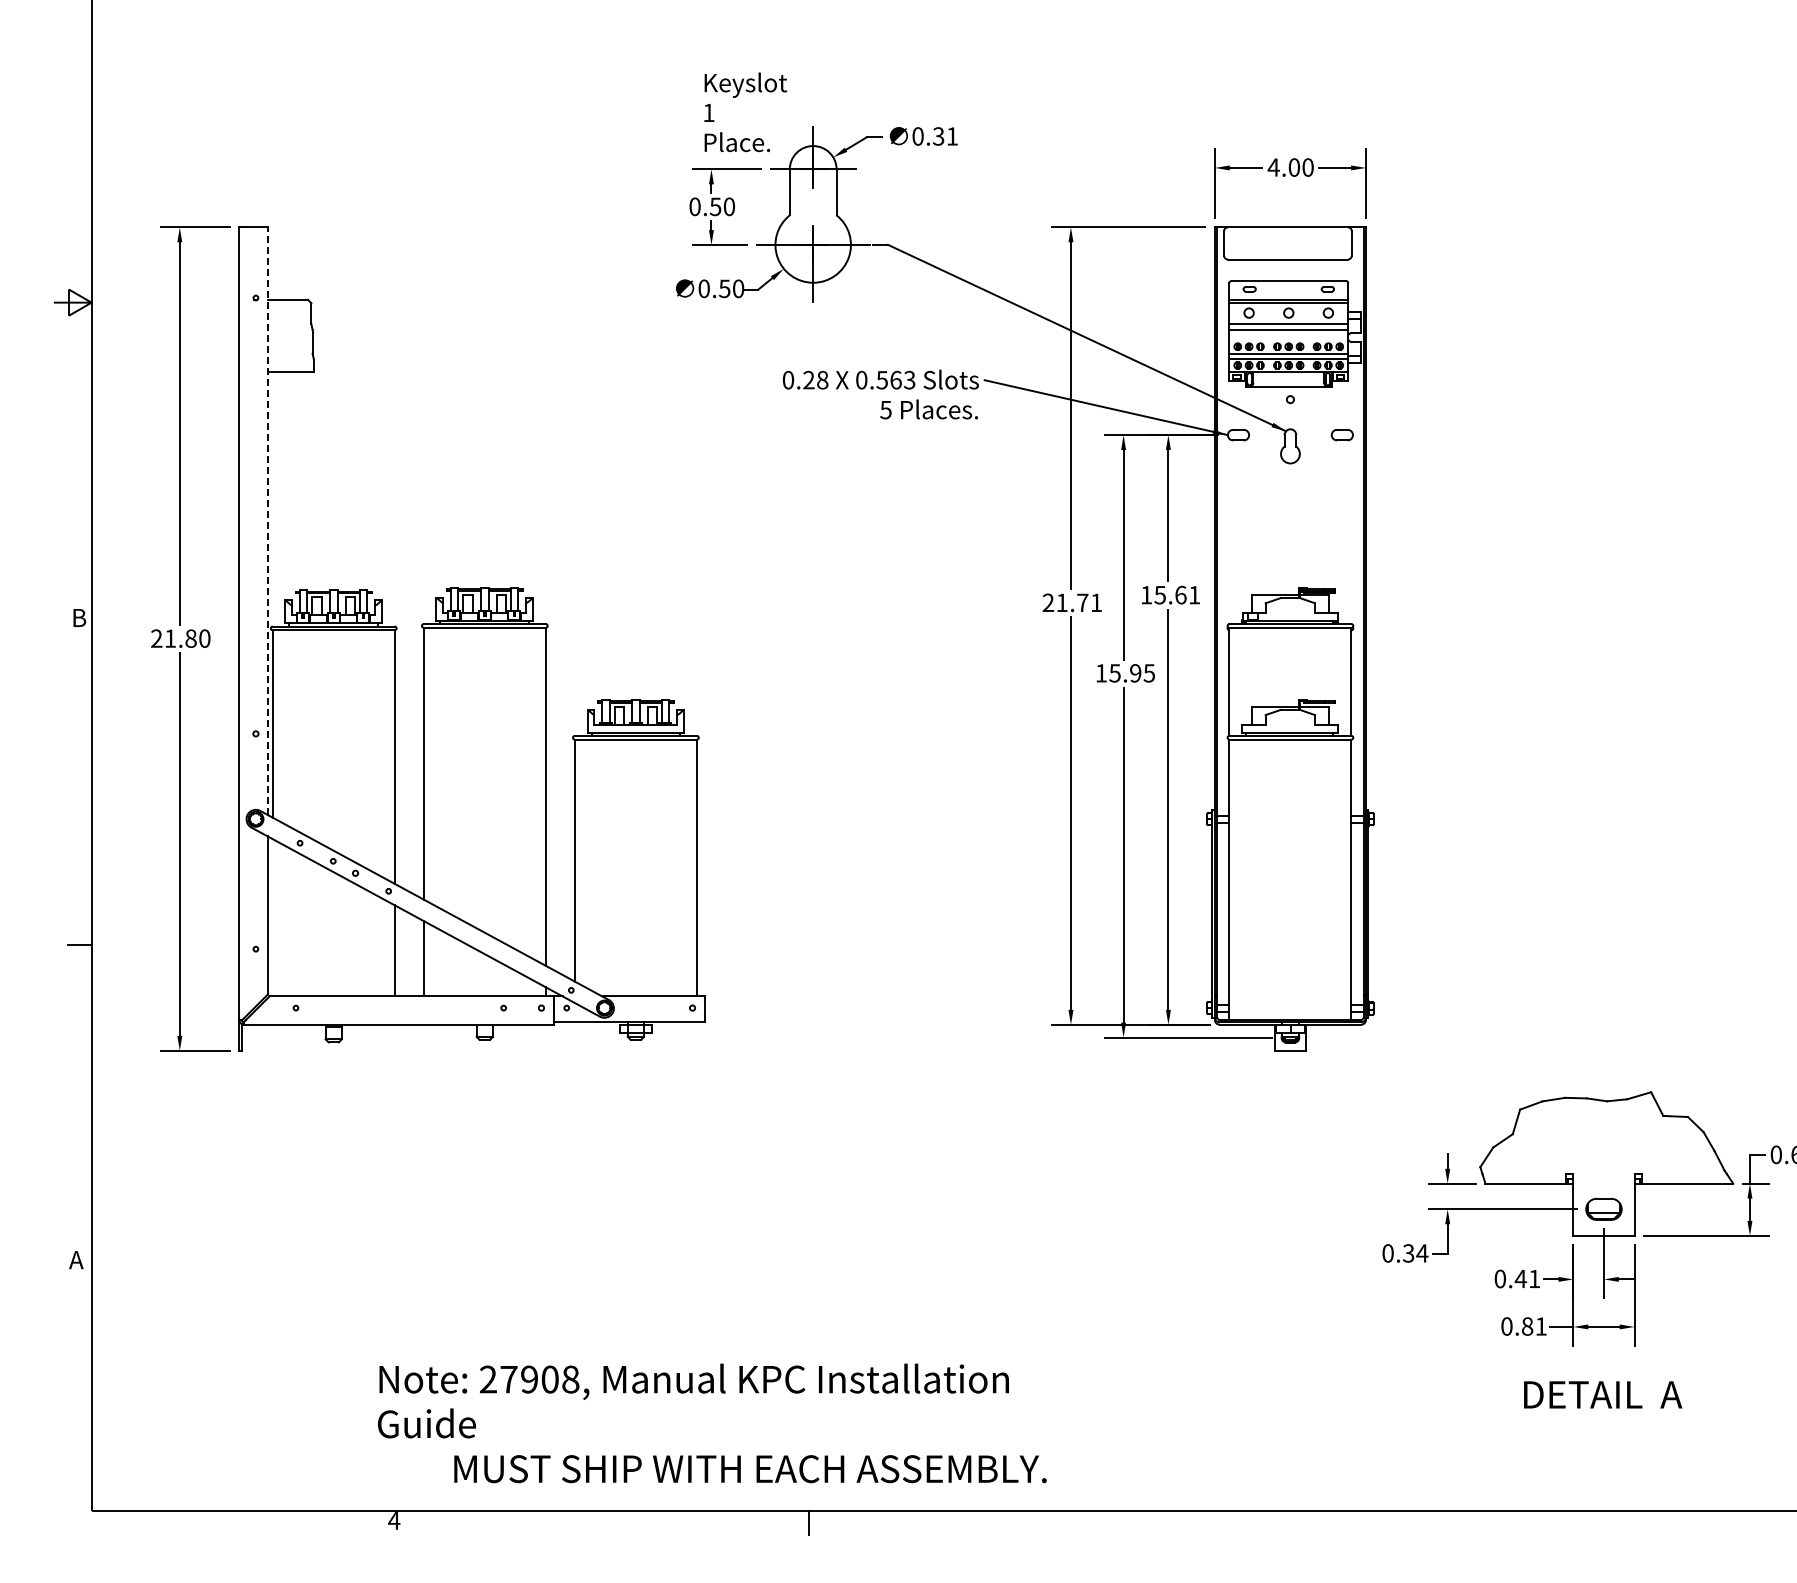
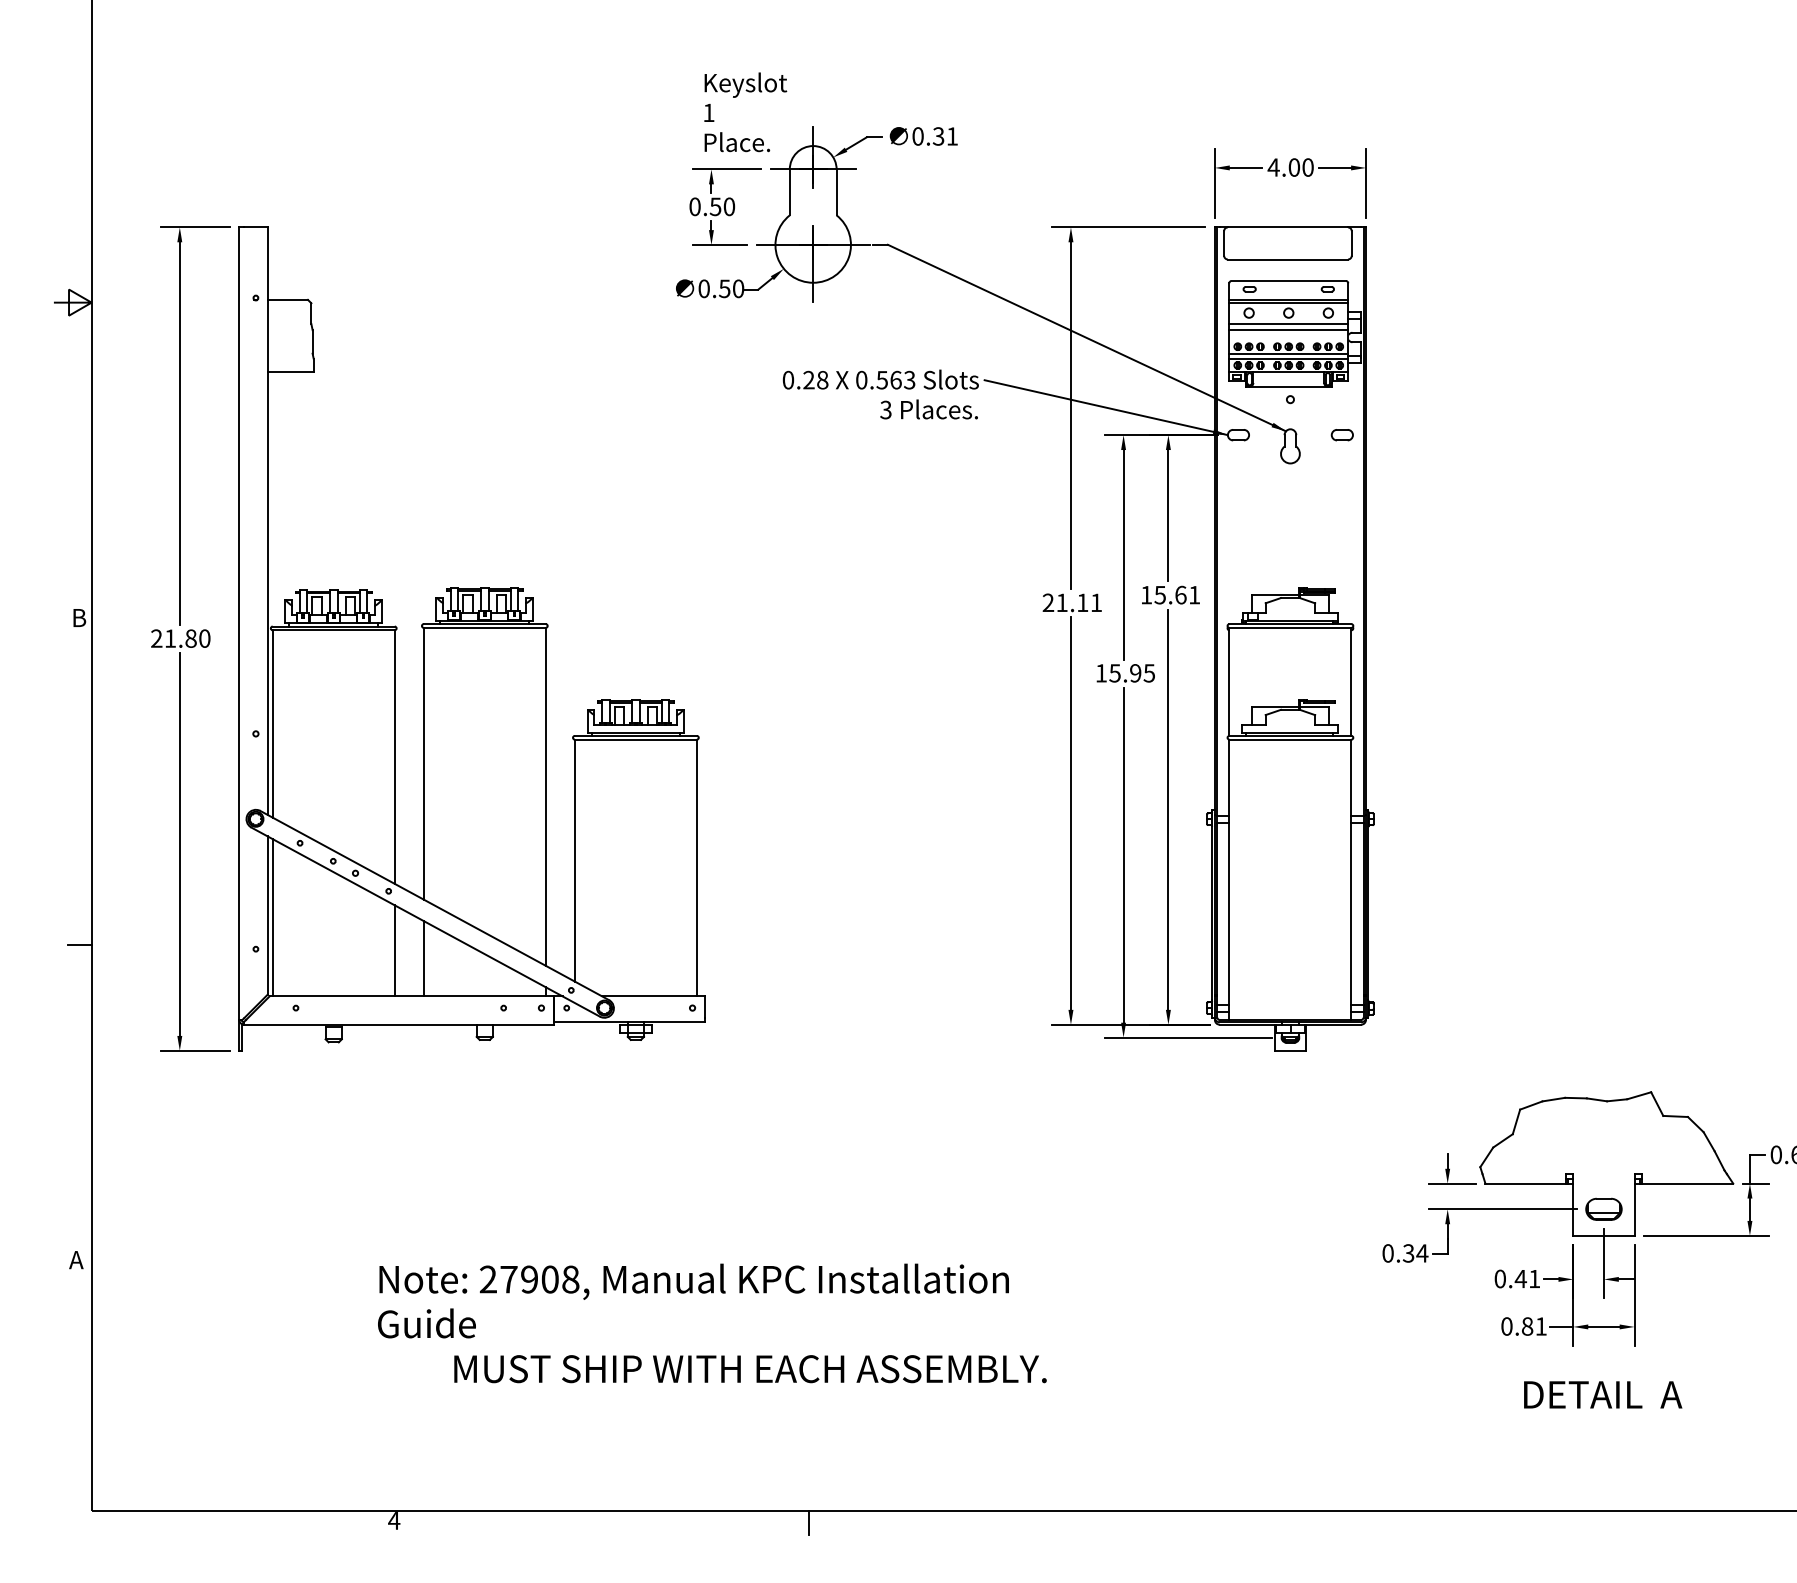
text: 5 -> 3 (885, 409)
line: dashed -> solid (267, 521)
text: 21.71 -> 21.11 (1082, 602)
line: none -> present (272, 917)
text position: (712, 1423) -> (712, 1323) (712, 1323)
